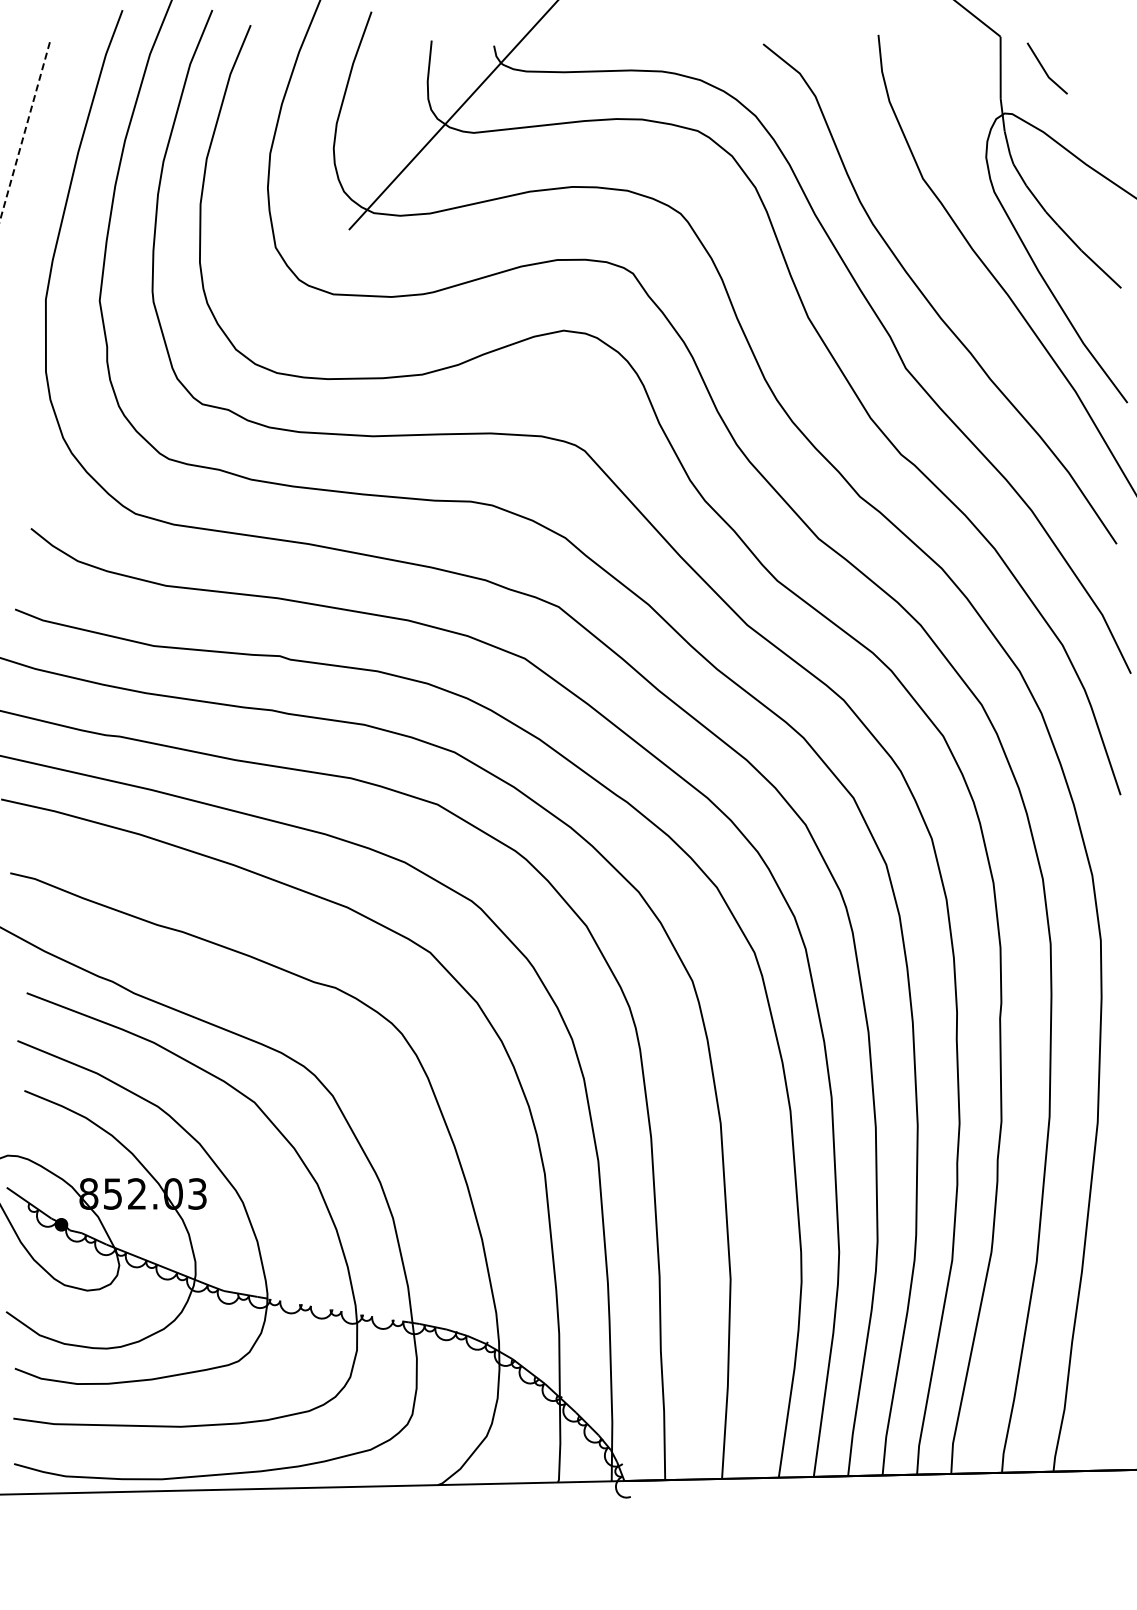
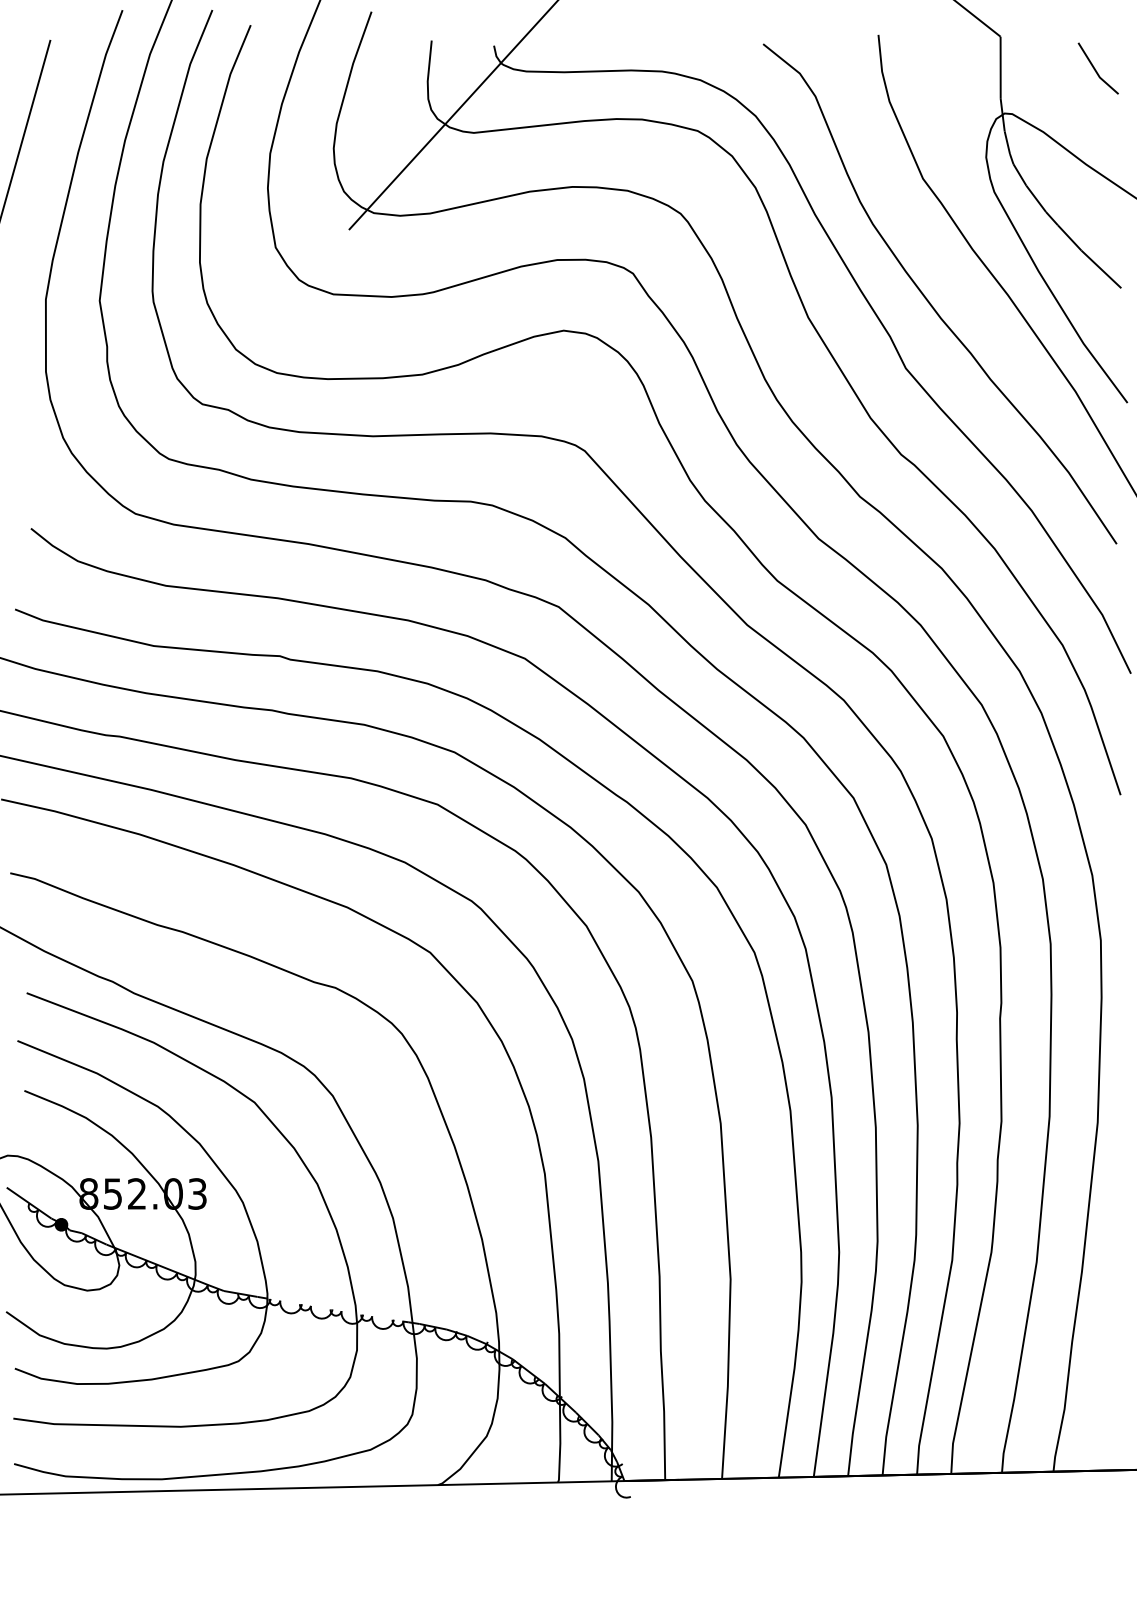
line position: (1044, 68) -> (1095, 68) (1095, 68)
line: dashed -> solid (25, 130)
